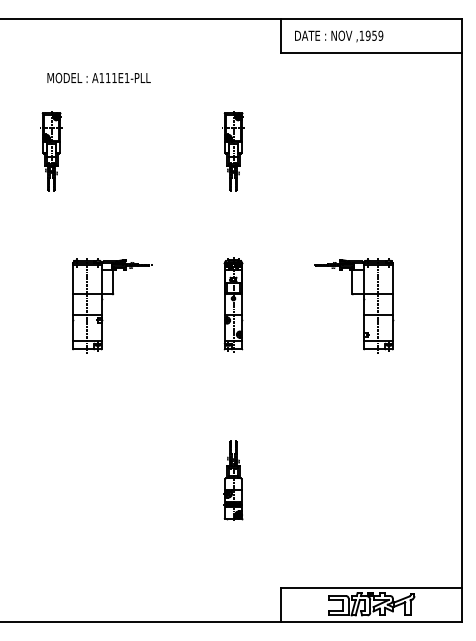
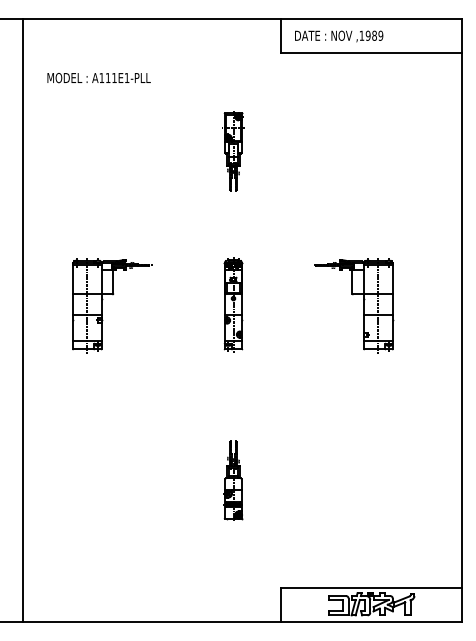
text: ,1959 -> ,1989 (374, 35)
part: present -> none (51, 151)
line: none -> present (22, 320)
